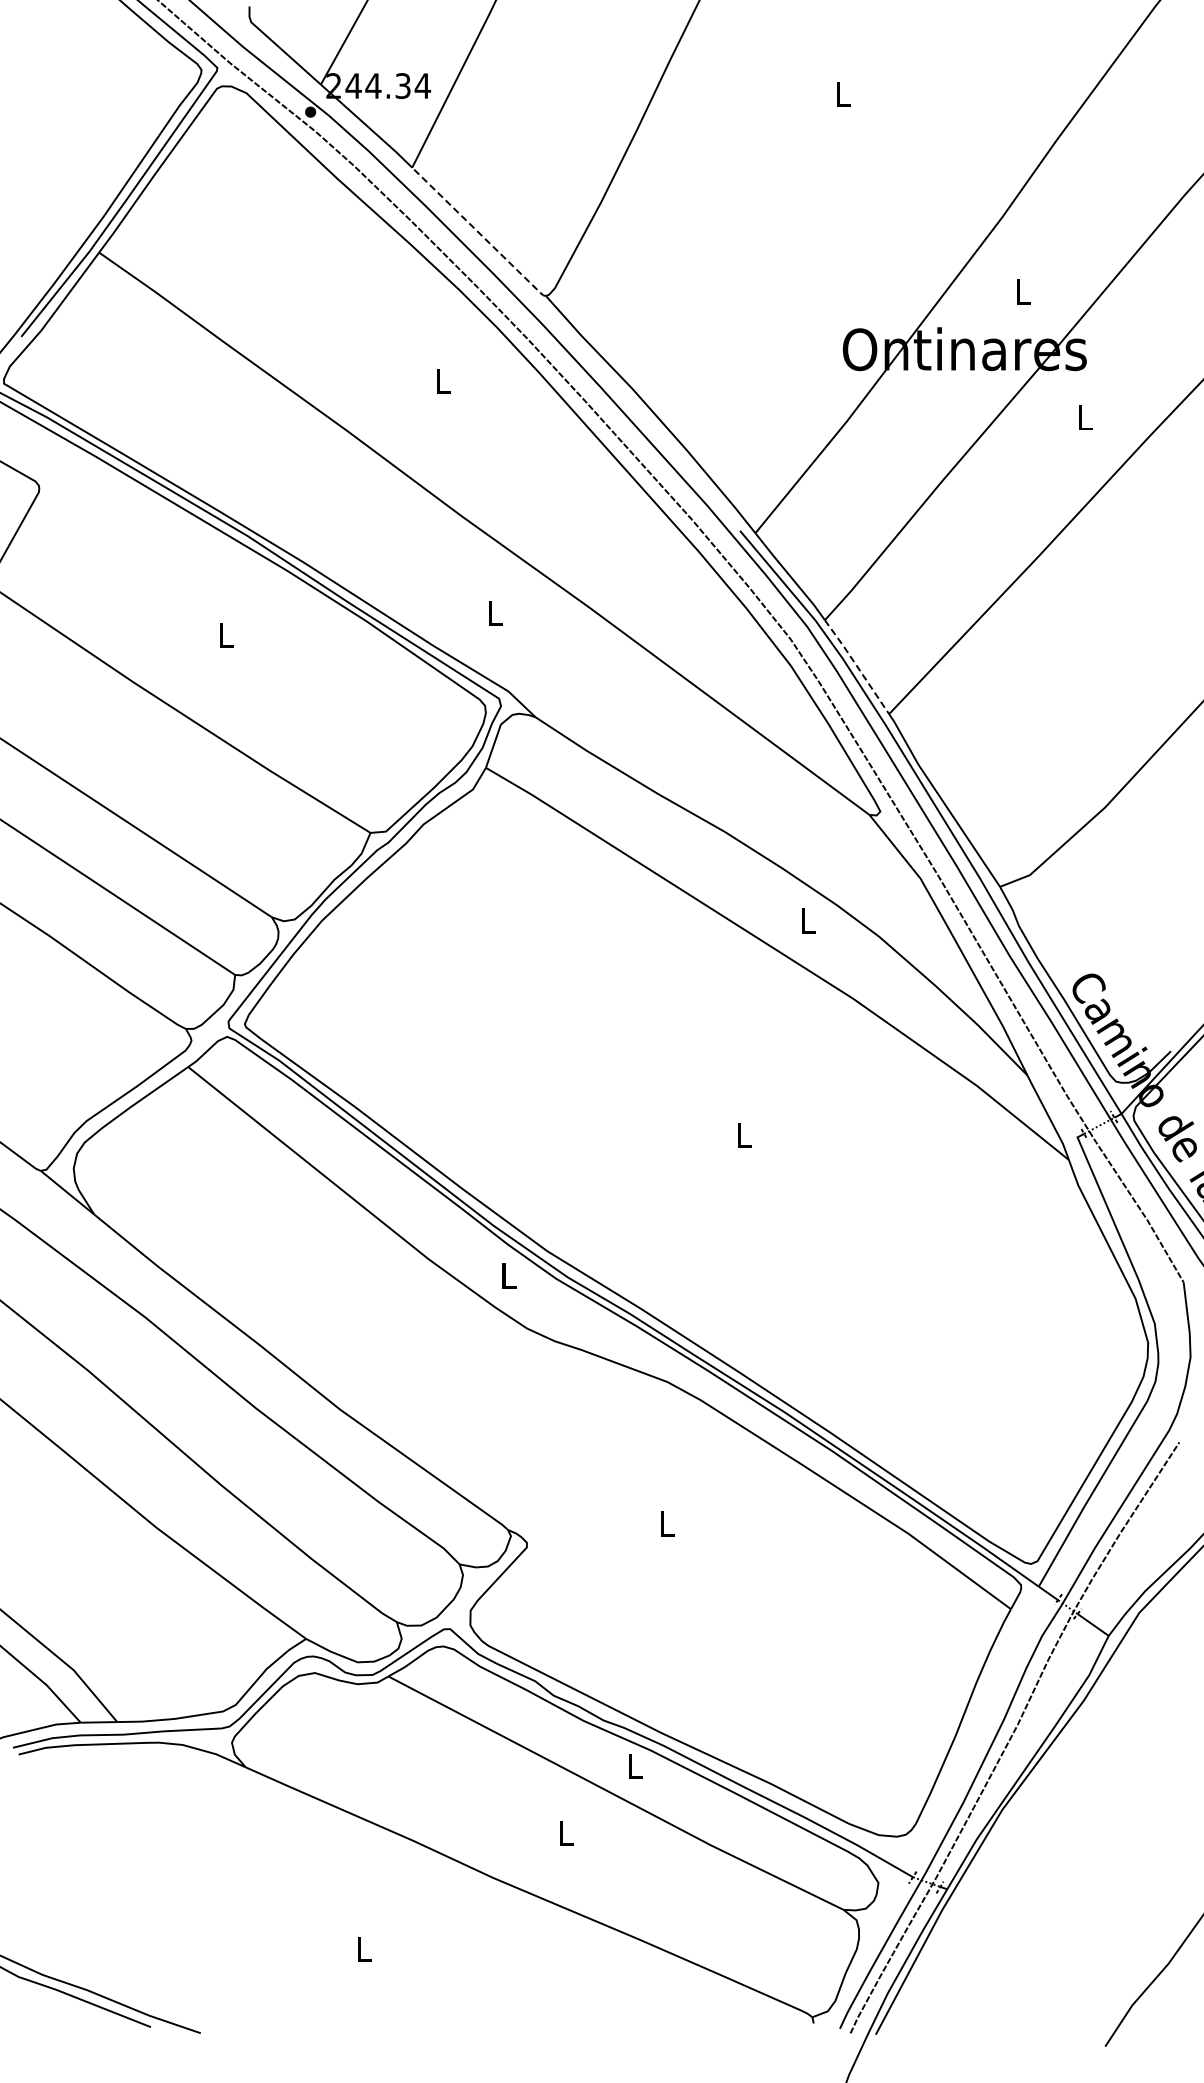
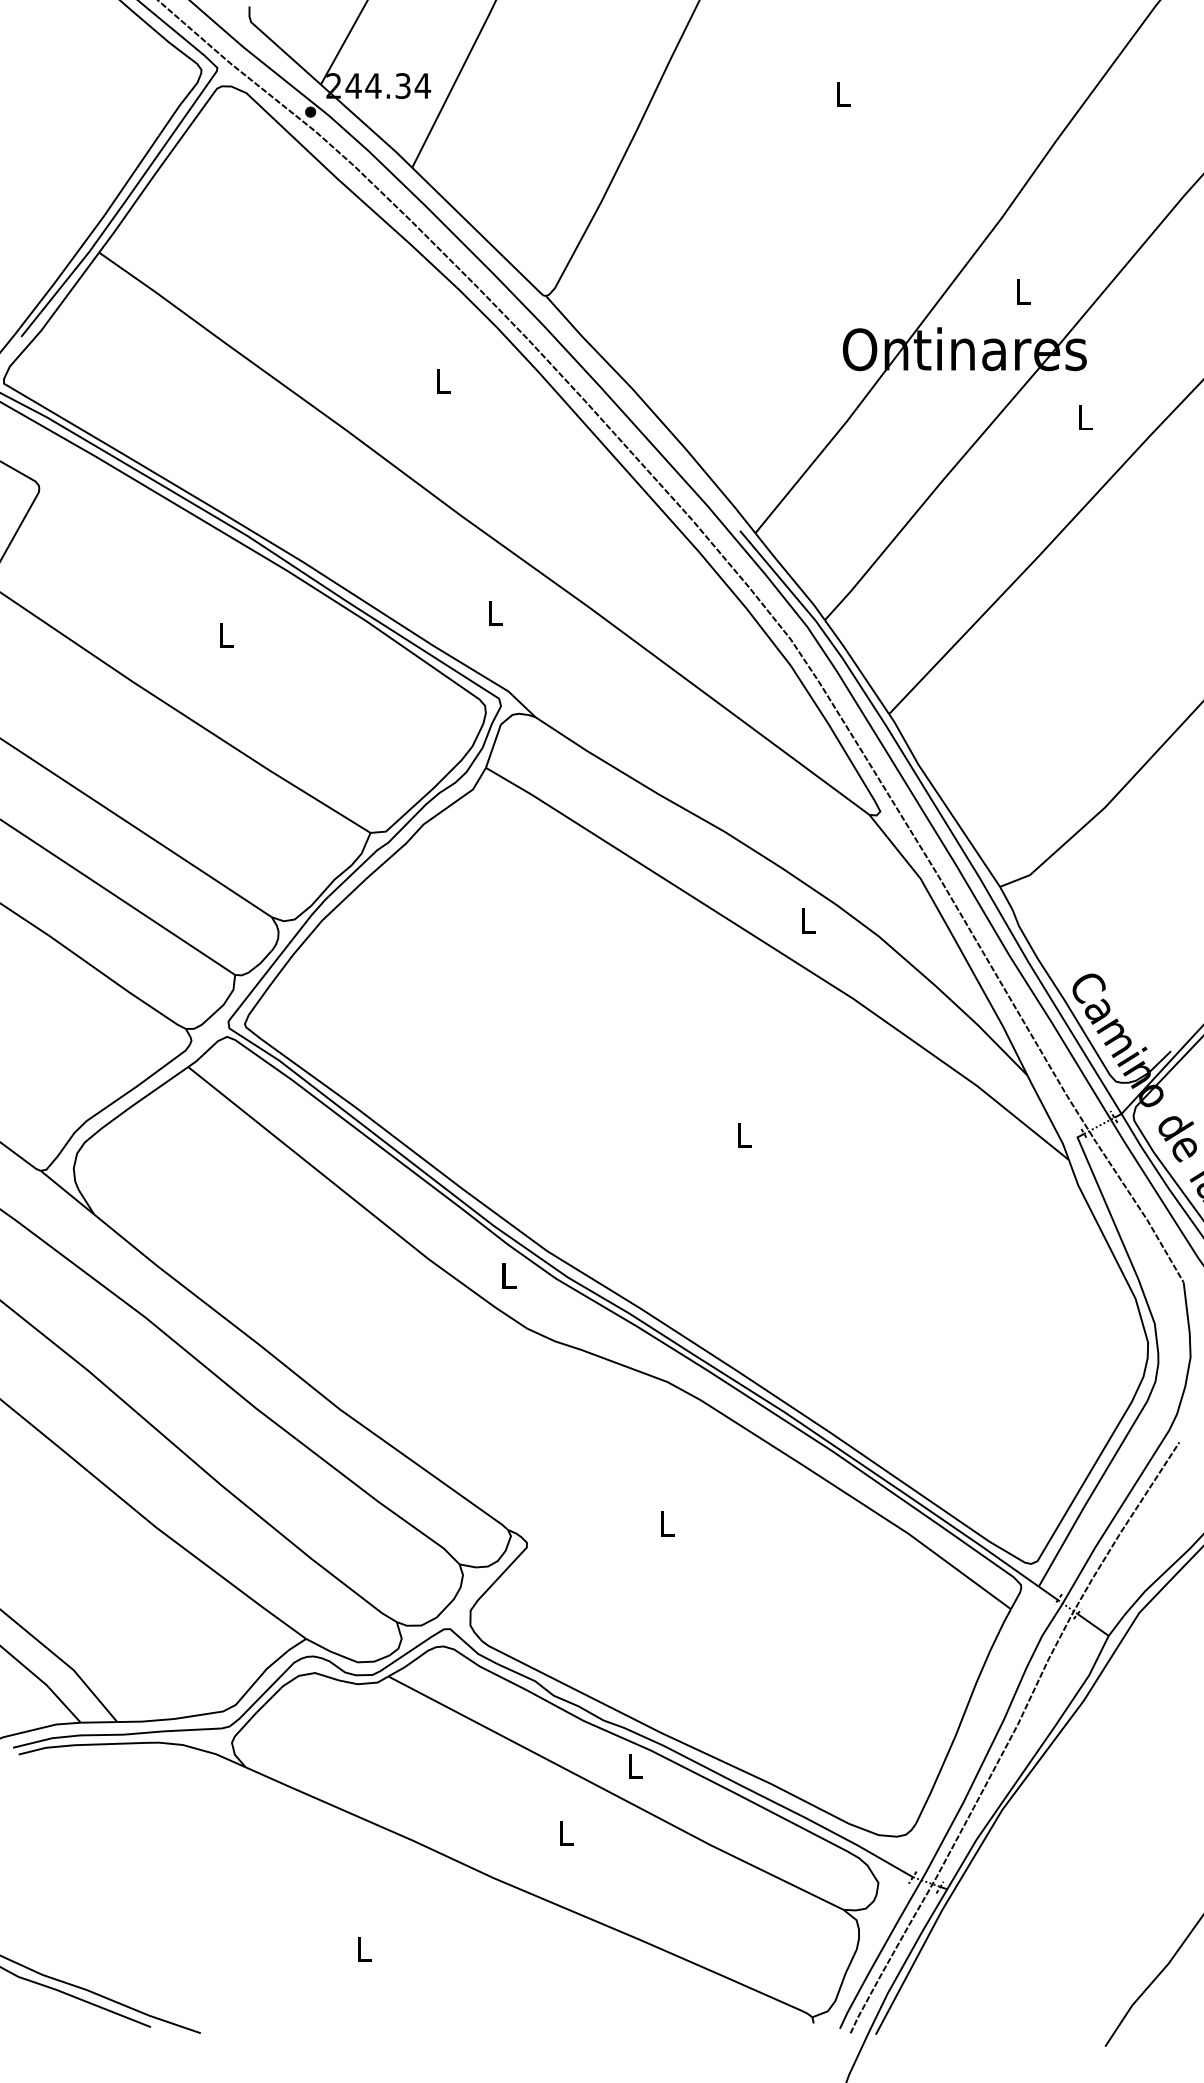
line: dashed -> solid (479, 233)
line: dashed -> solid (857, 666)
